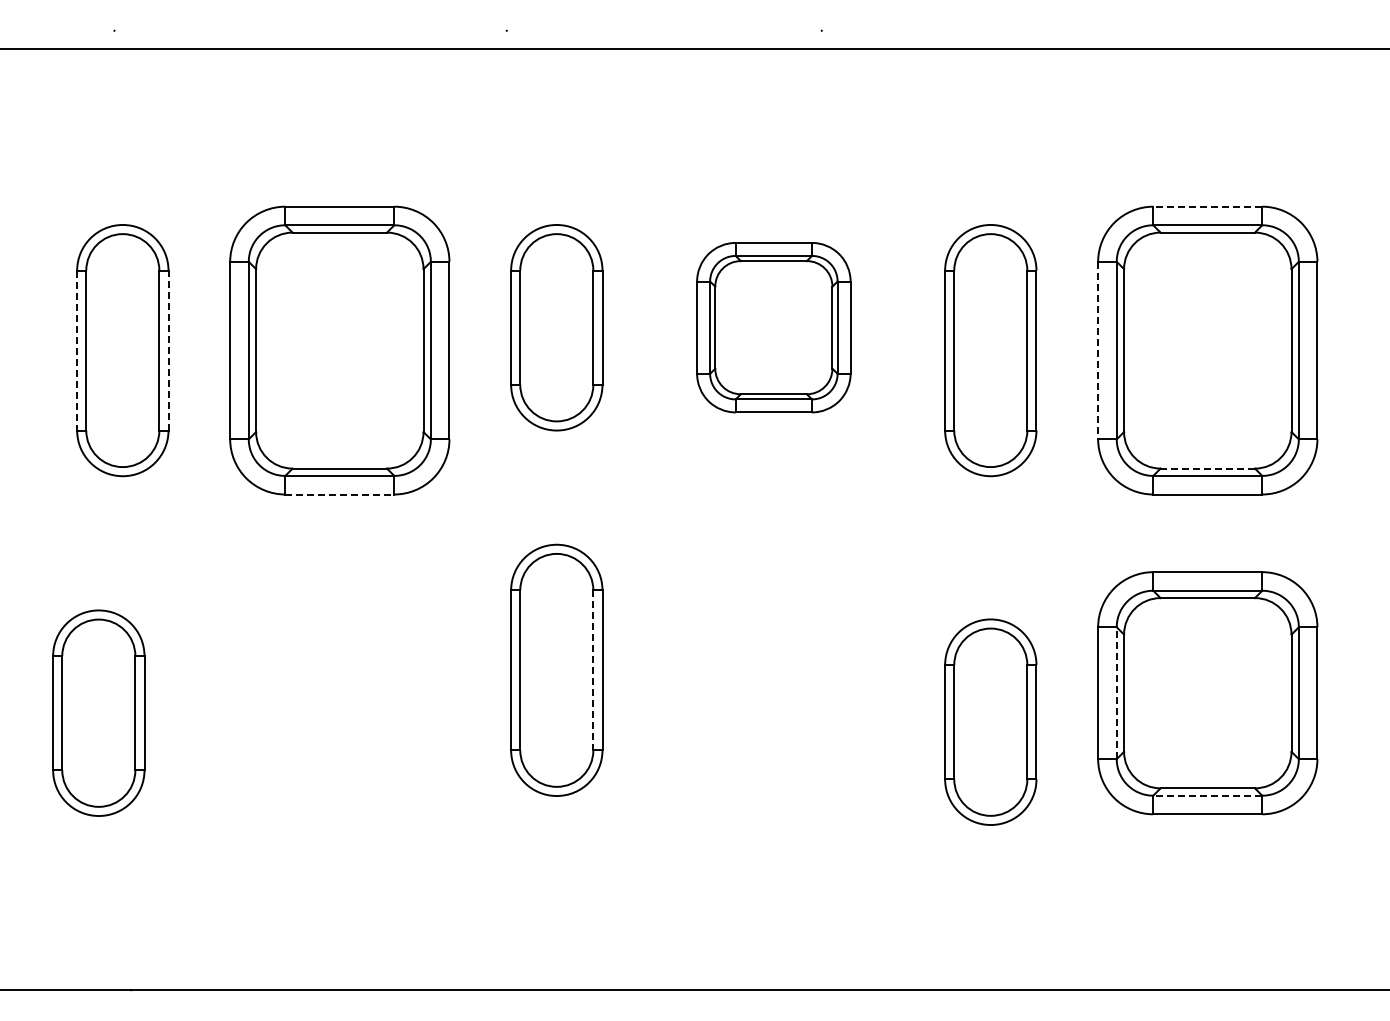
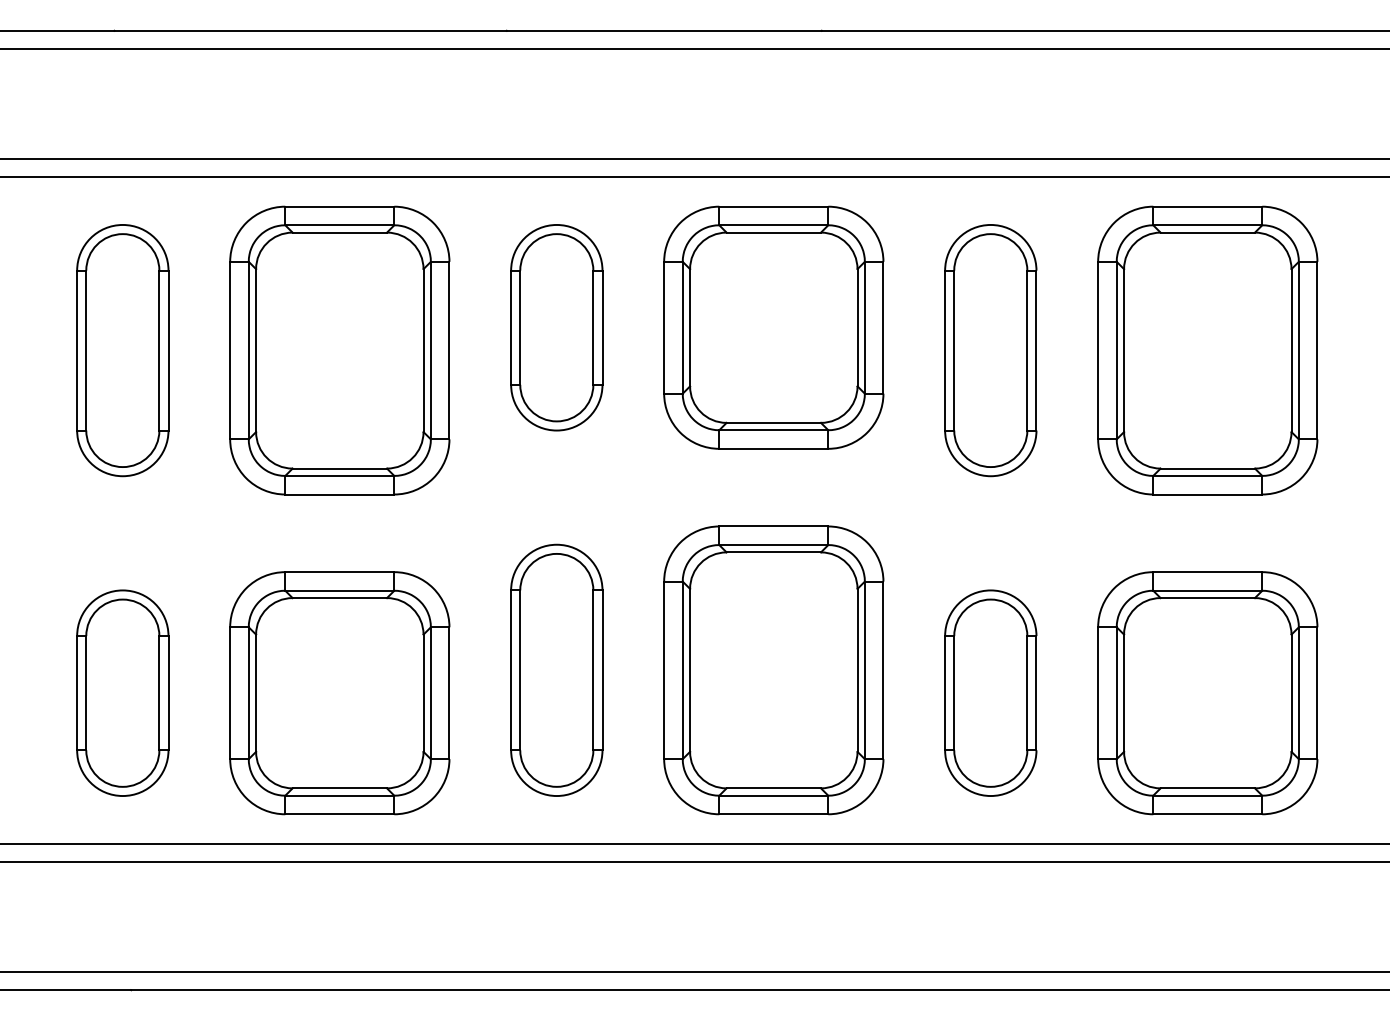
line: none -> present (694, 30)
line: none -> present (694, 158)
line: none -> present (694, 177)
line: dashed -> solid (1207, 206)
part size: 156x172 px -> 222x245 px (773, 327)
line: dashed -> solid (77, 350)
line: dashed -> solid (168, 350)
line: dashed -> solid (1098, 350)
line: dashed -> solid (1207, 468)
line: dashed -> solid (339, 494)
line: dashed -> solid (593, 670)
part: none -> present (773, 670)
part: none -> present (339, 693)
line: dashed -> solid (1116, 693)
part position: (98, 712) -> (122, 692) (122, 692)
part position: (990, 721) -> (990, 692) (990, 692)
line: dashed -> solid (1207, 795)
line: none -> present (694, 843)
line: none -> present (694, 862)
line: none -> present (694, 971)
